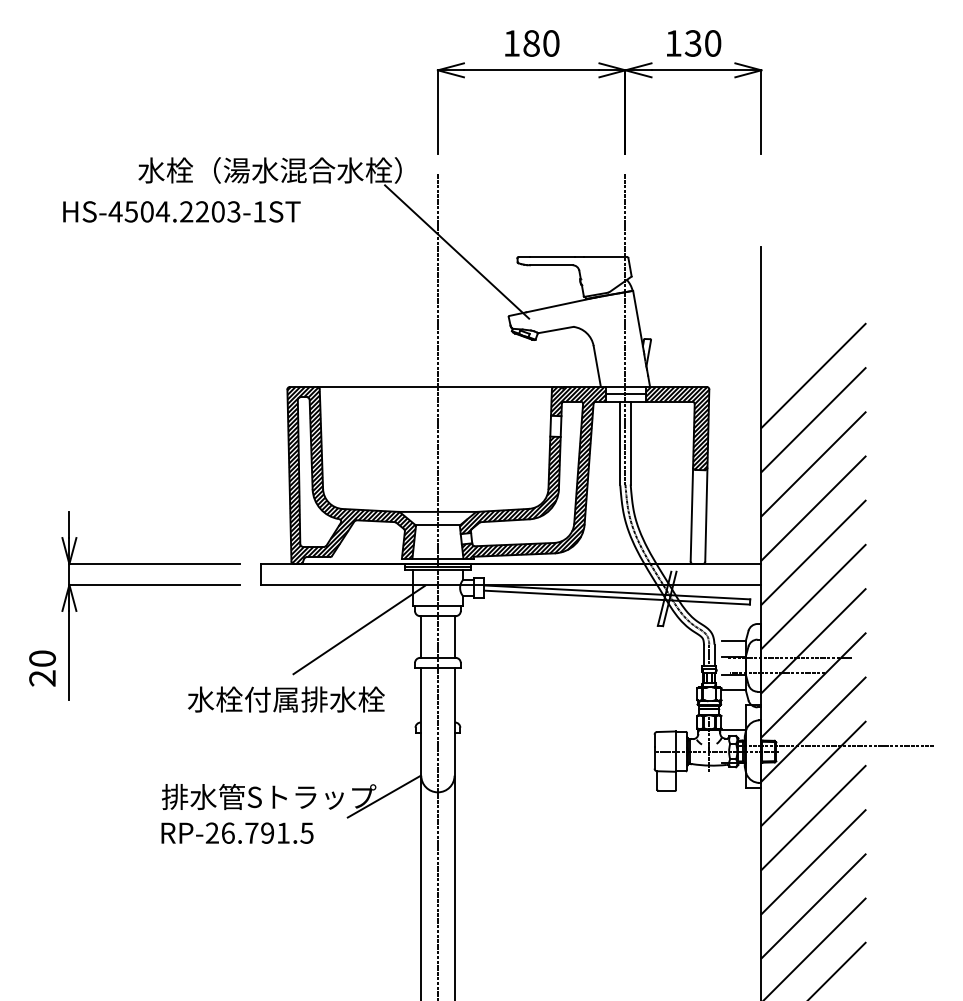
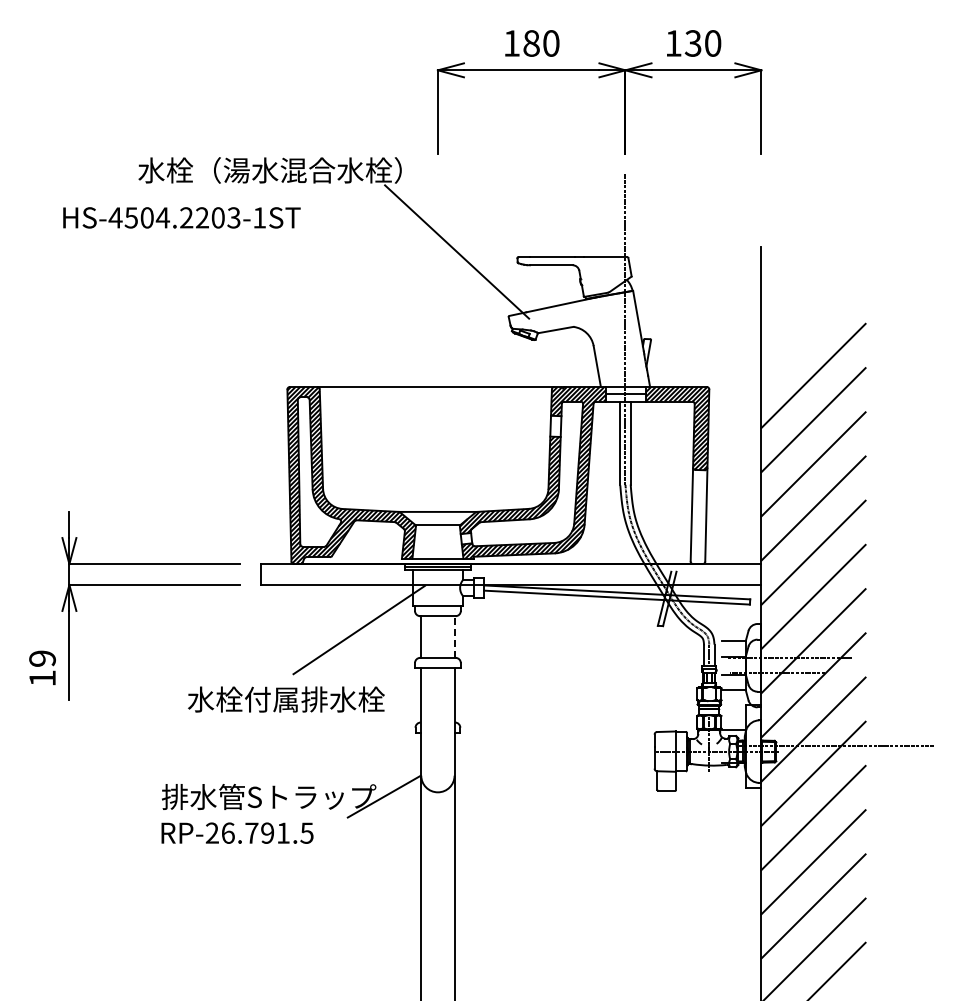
text position: (181, 211) -> (181, 217) (181, 217)
line: present -> none (437, 585)
line: solid -> dashed (454, 637)
text: 20 -> 19 (42, 668)
